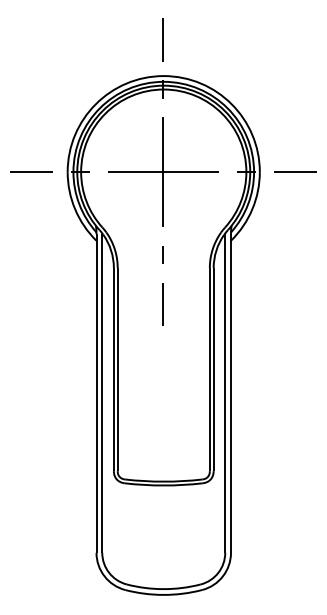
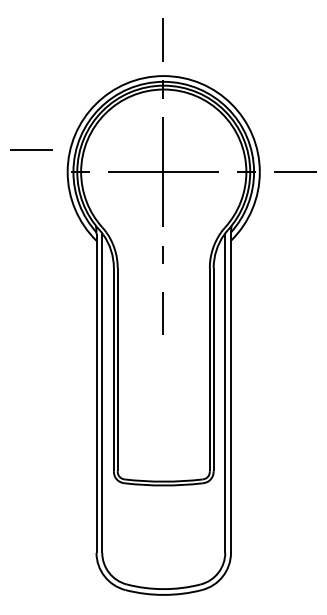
line position: (31, 171) -> (31, 149) (31, 149)
line position: (162, 304) -> (162, 313) (162, 313)
